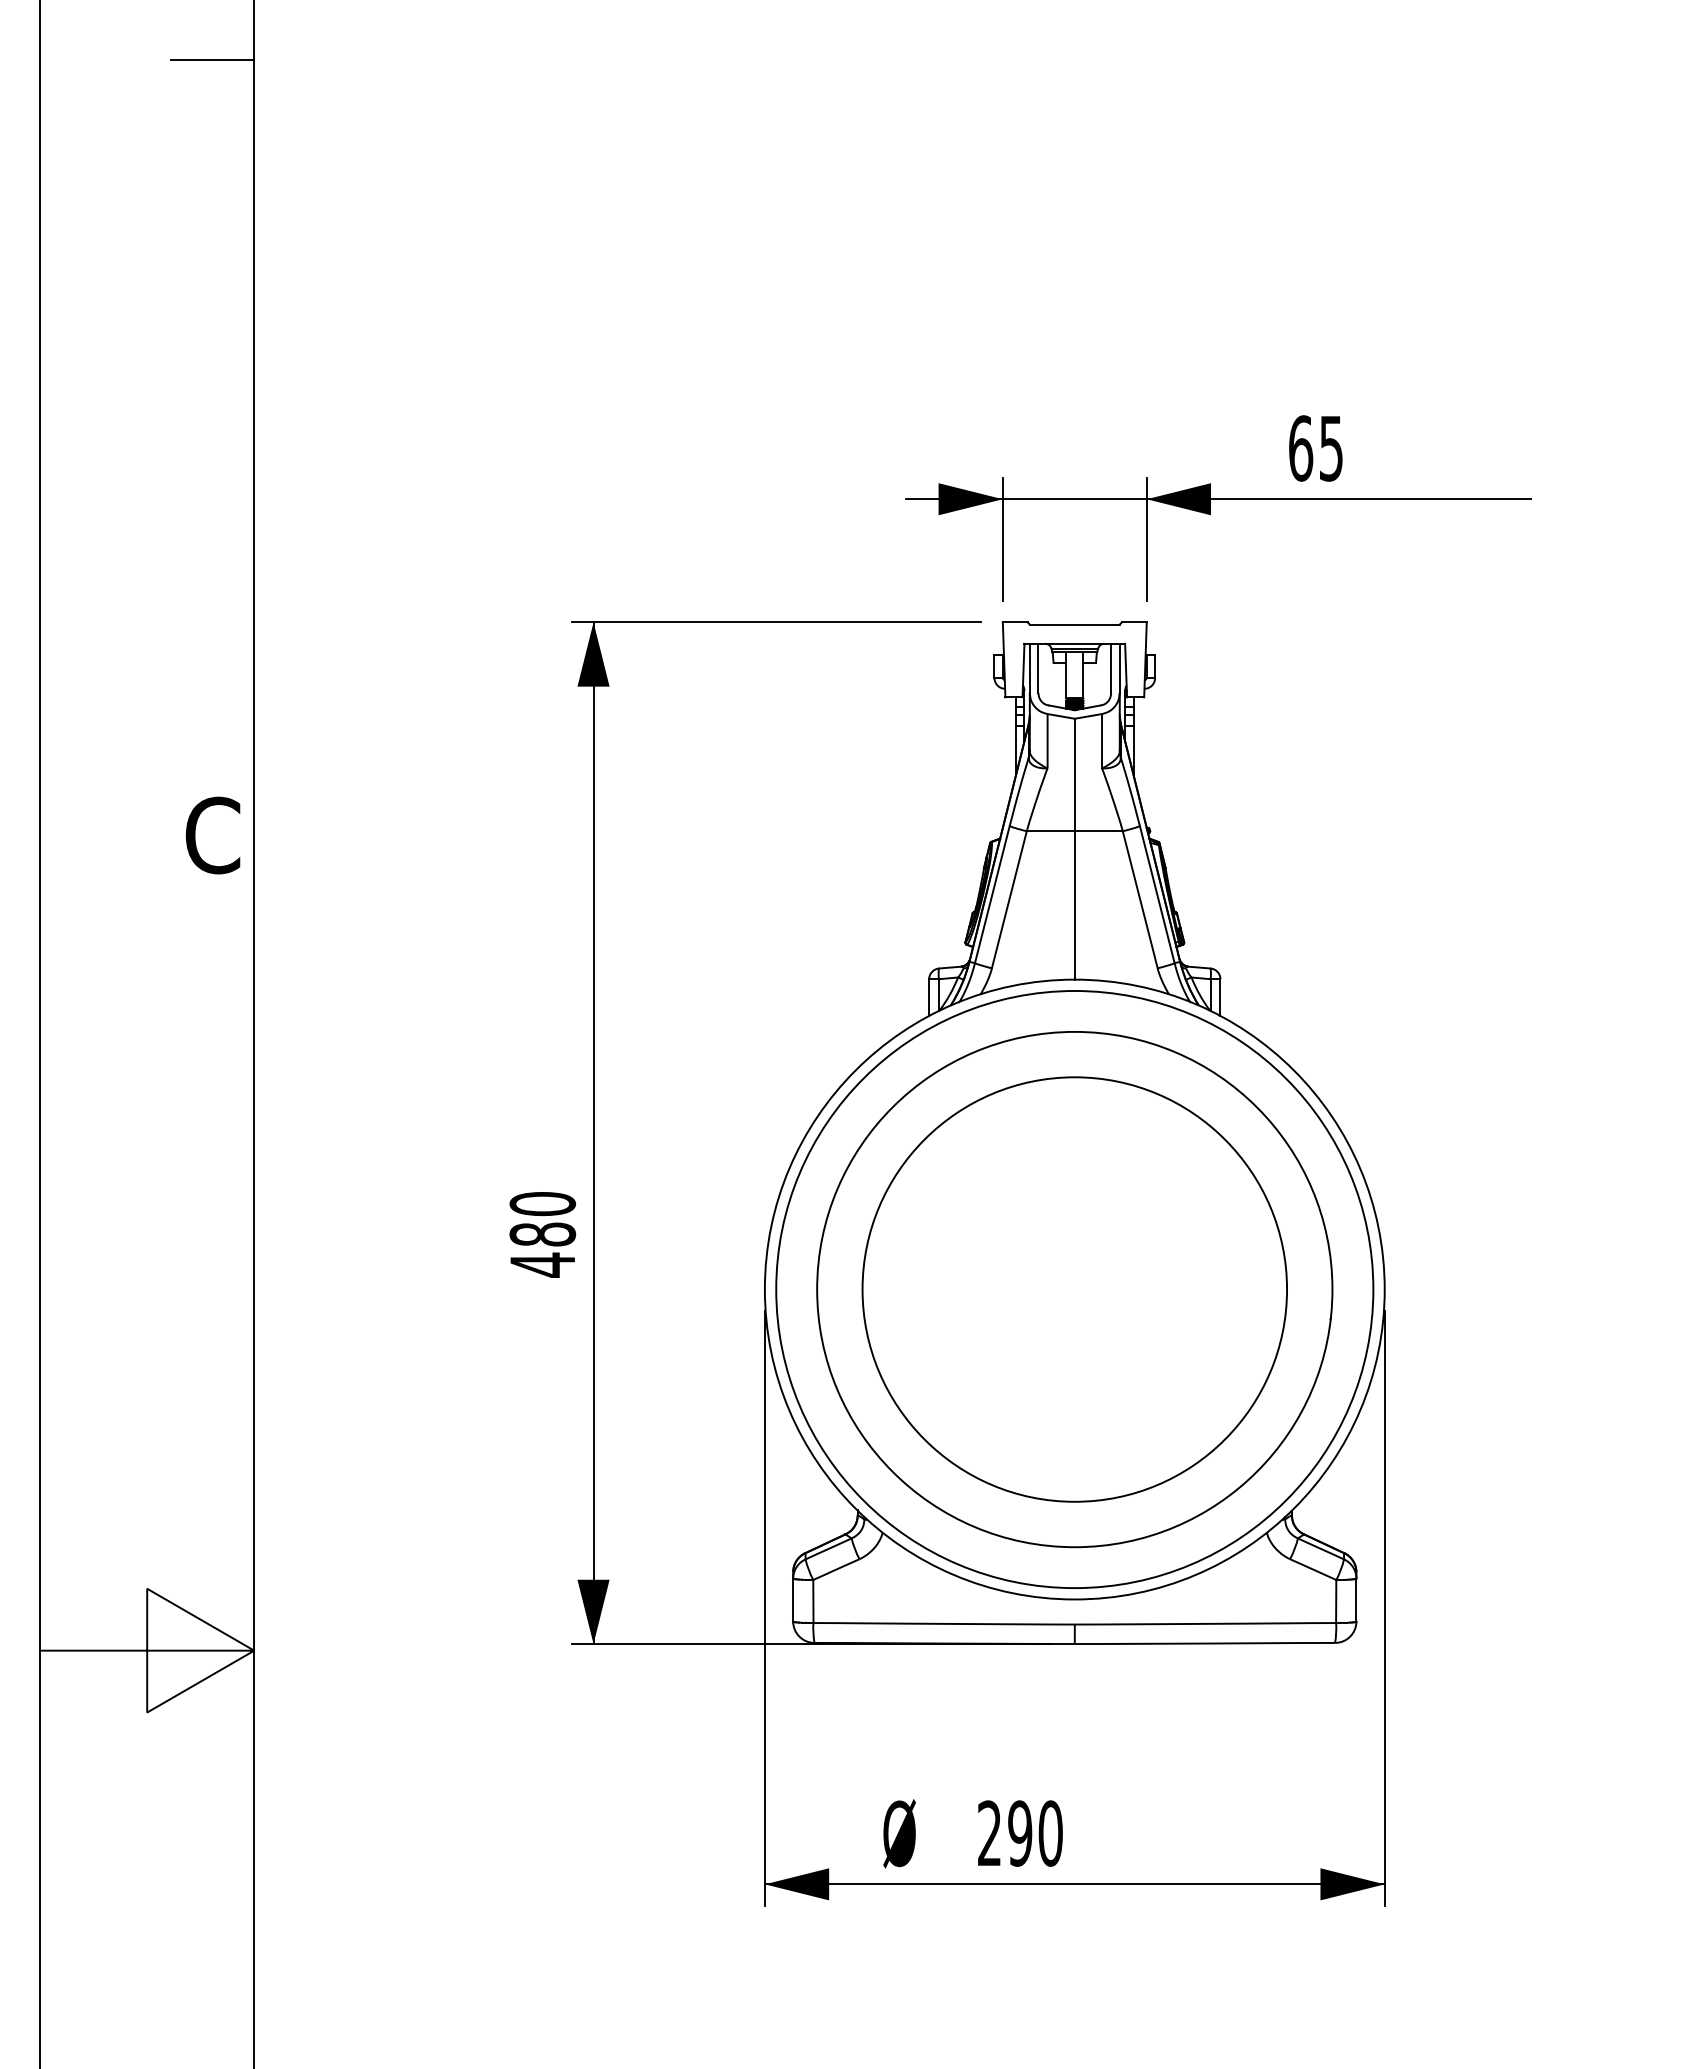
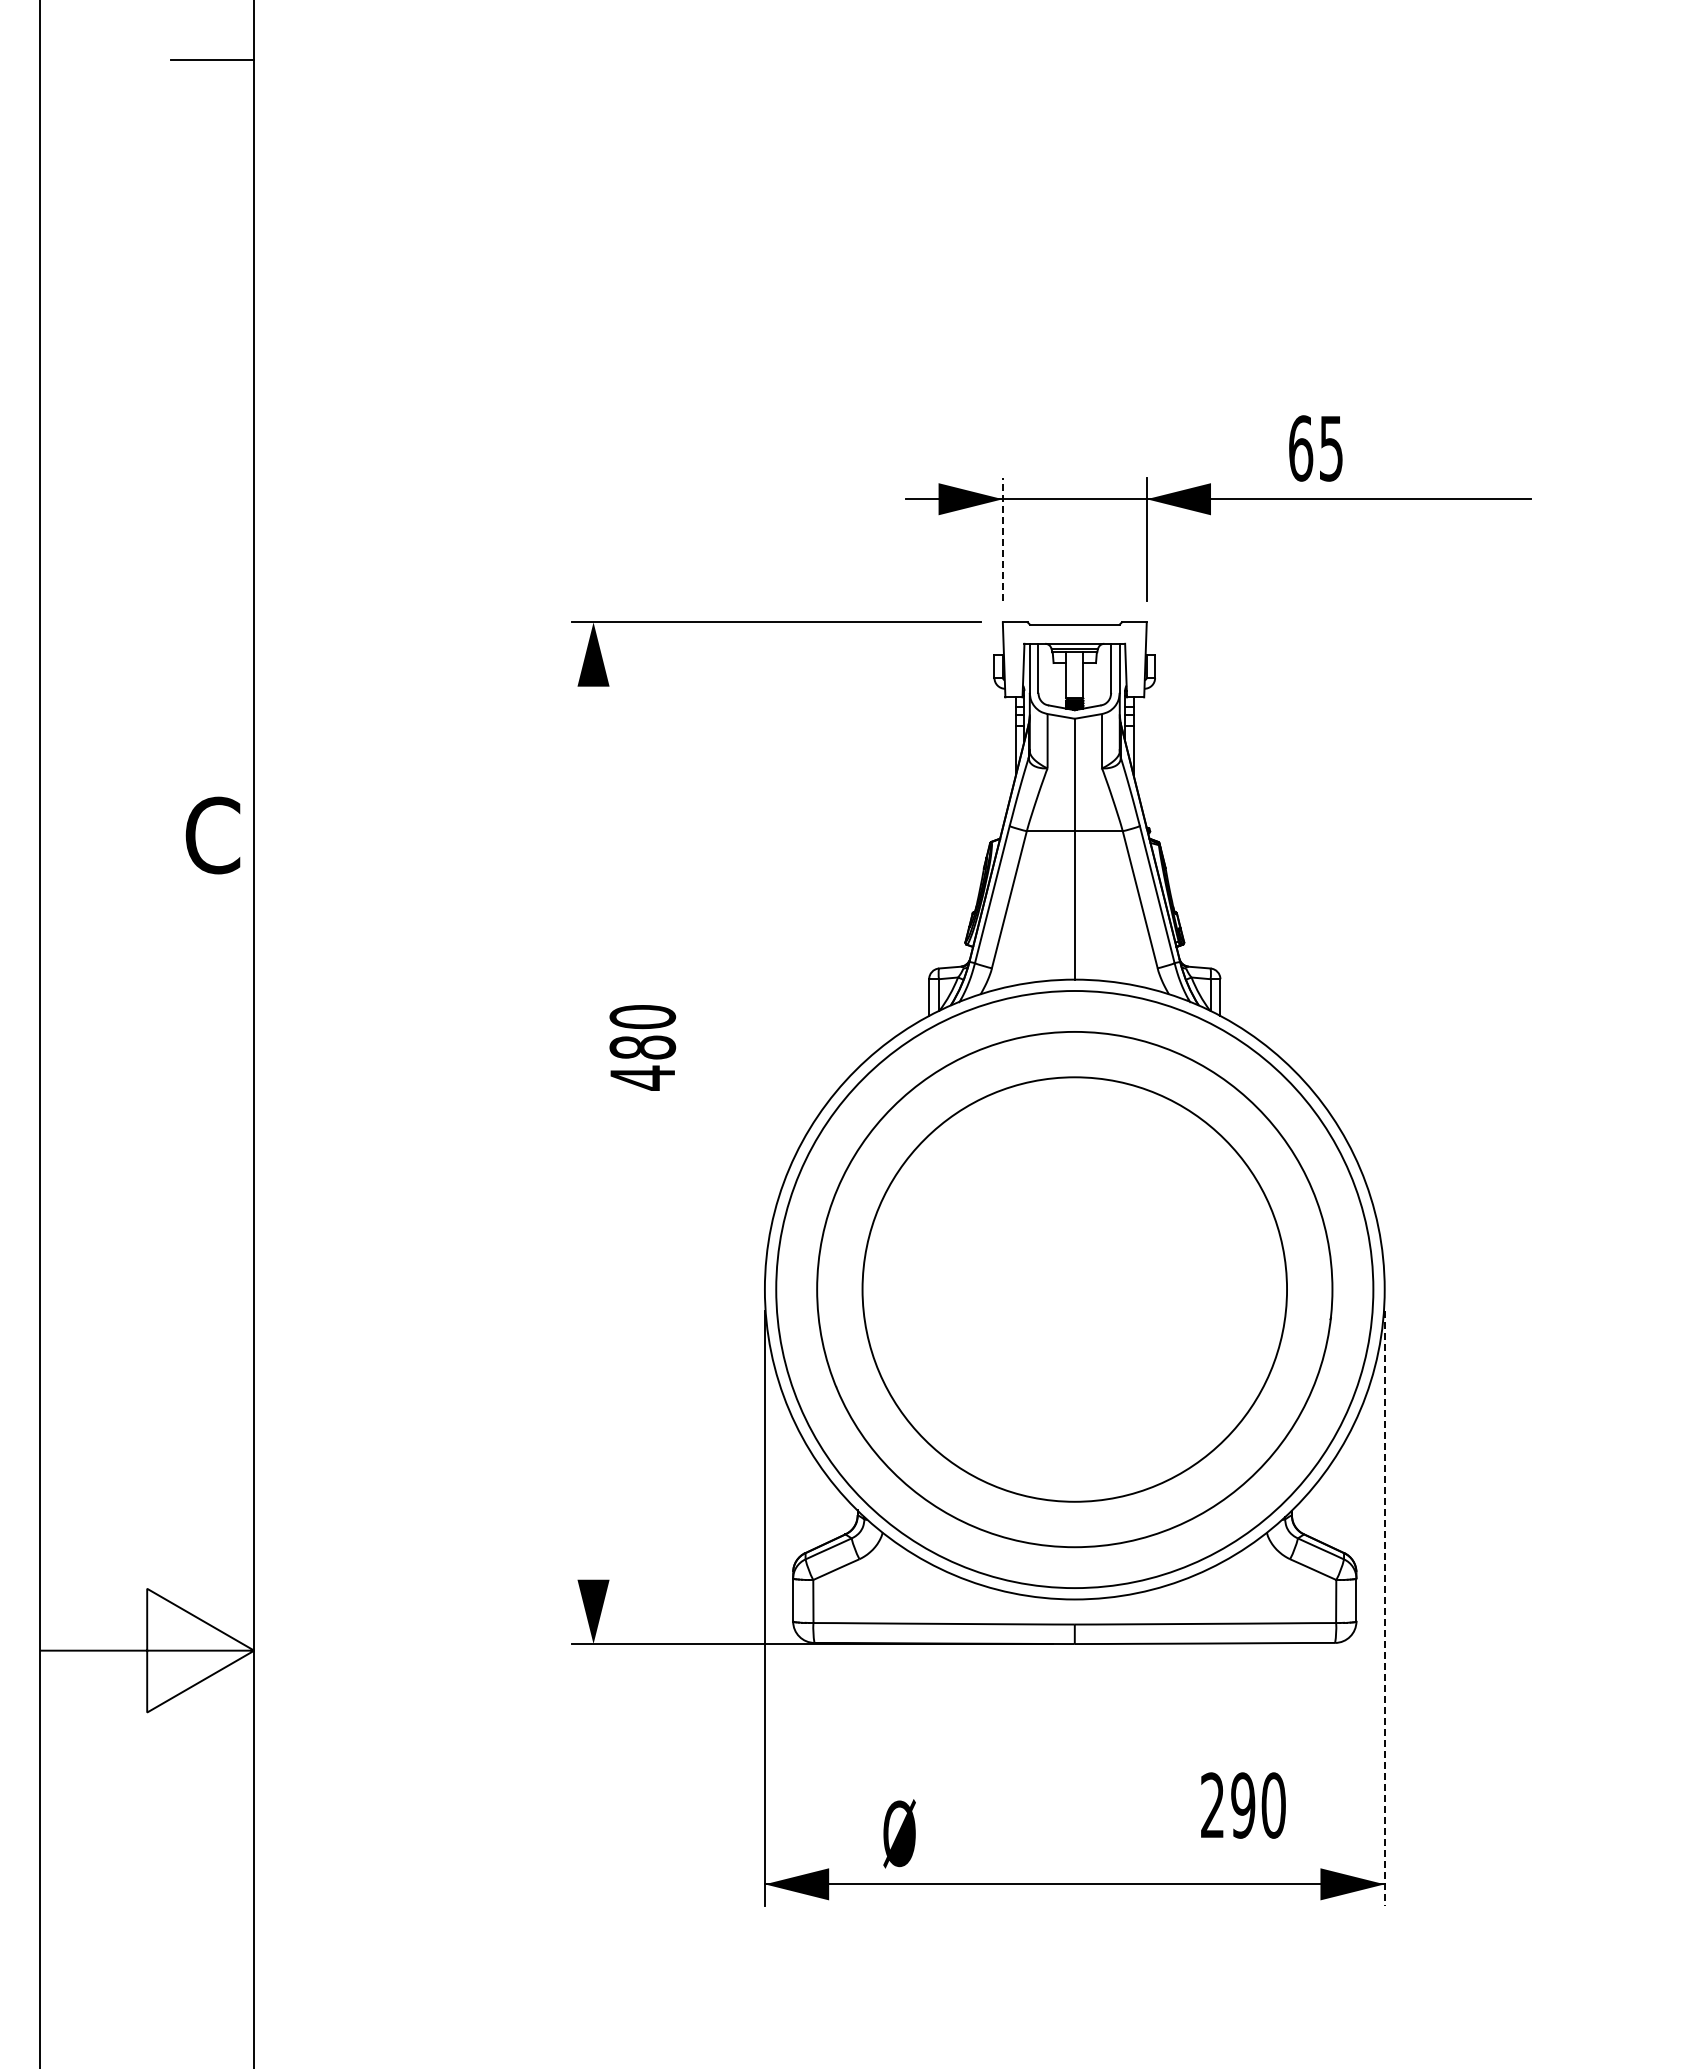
line: solid -> dashed (1002, 539)
line: present -> none (593, 1133)
text position: (542, 1234) -> (642, 1047) (642, 1047)
line: solid -> dashed (1384, 1608)
text position: (1020, 1833) -> (1243, 1805) (1243, 1805)
